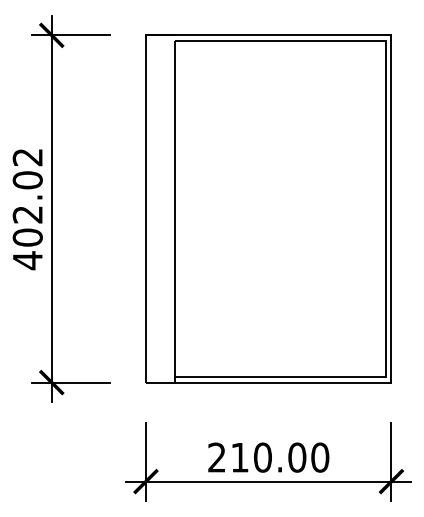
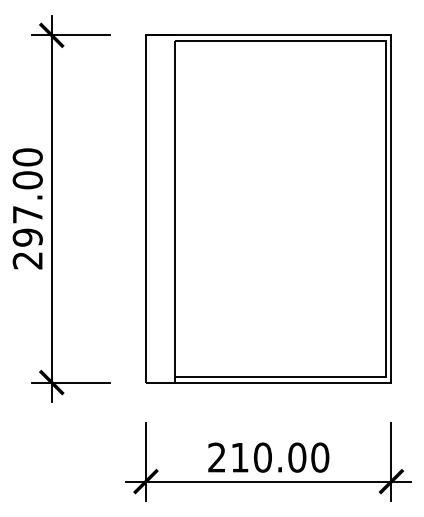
text: 402.02 -> 297.00 (27, 209)
